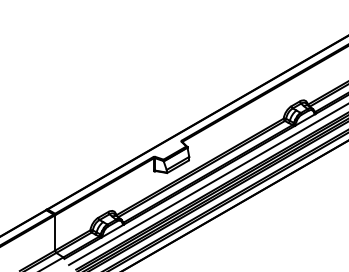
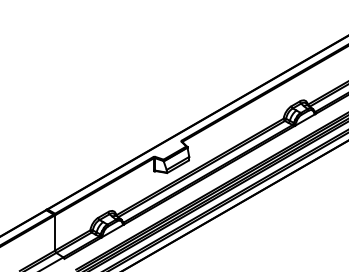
line: present -> none (207, 185)
